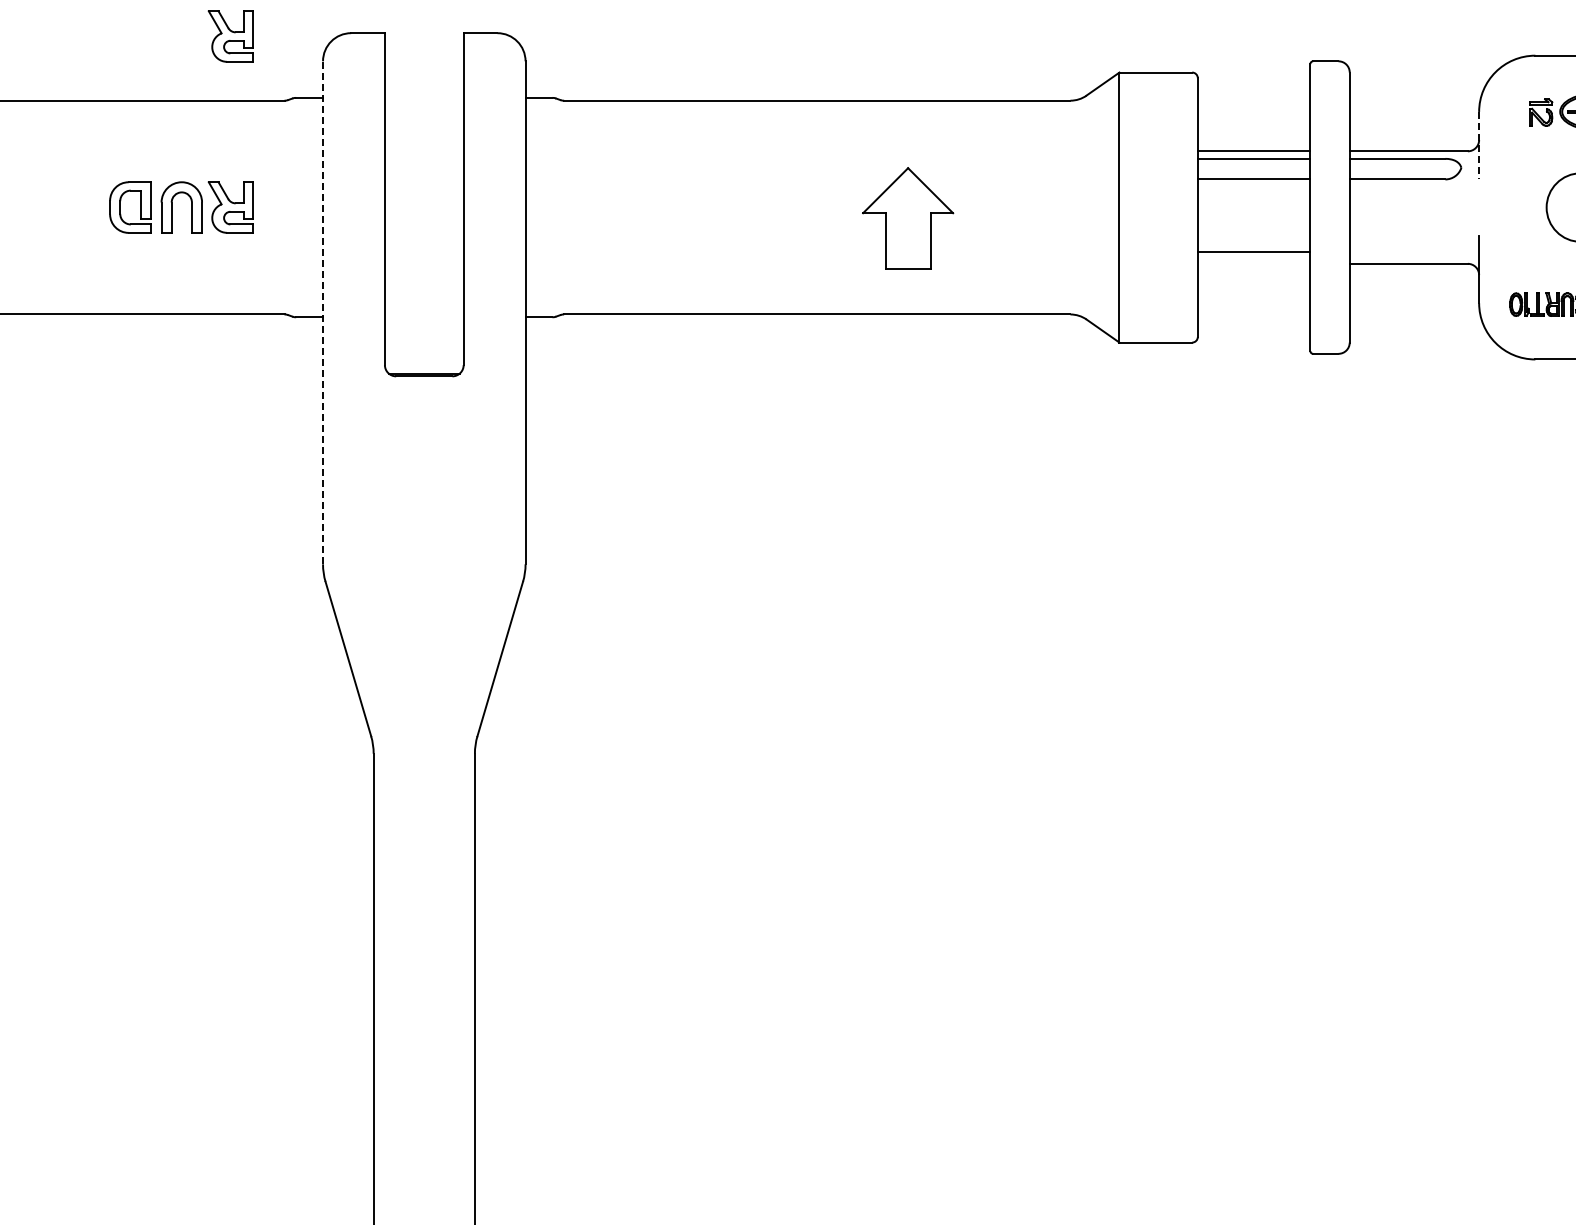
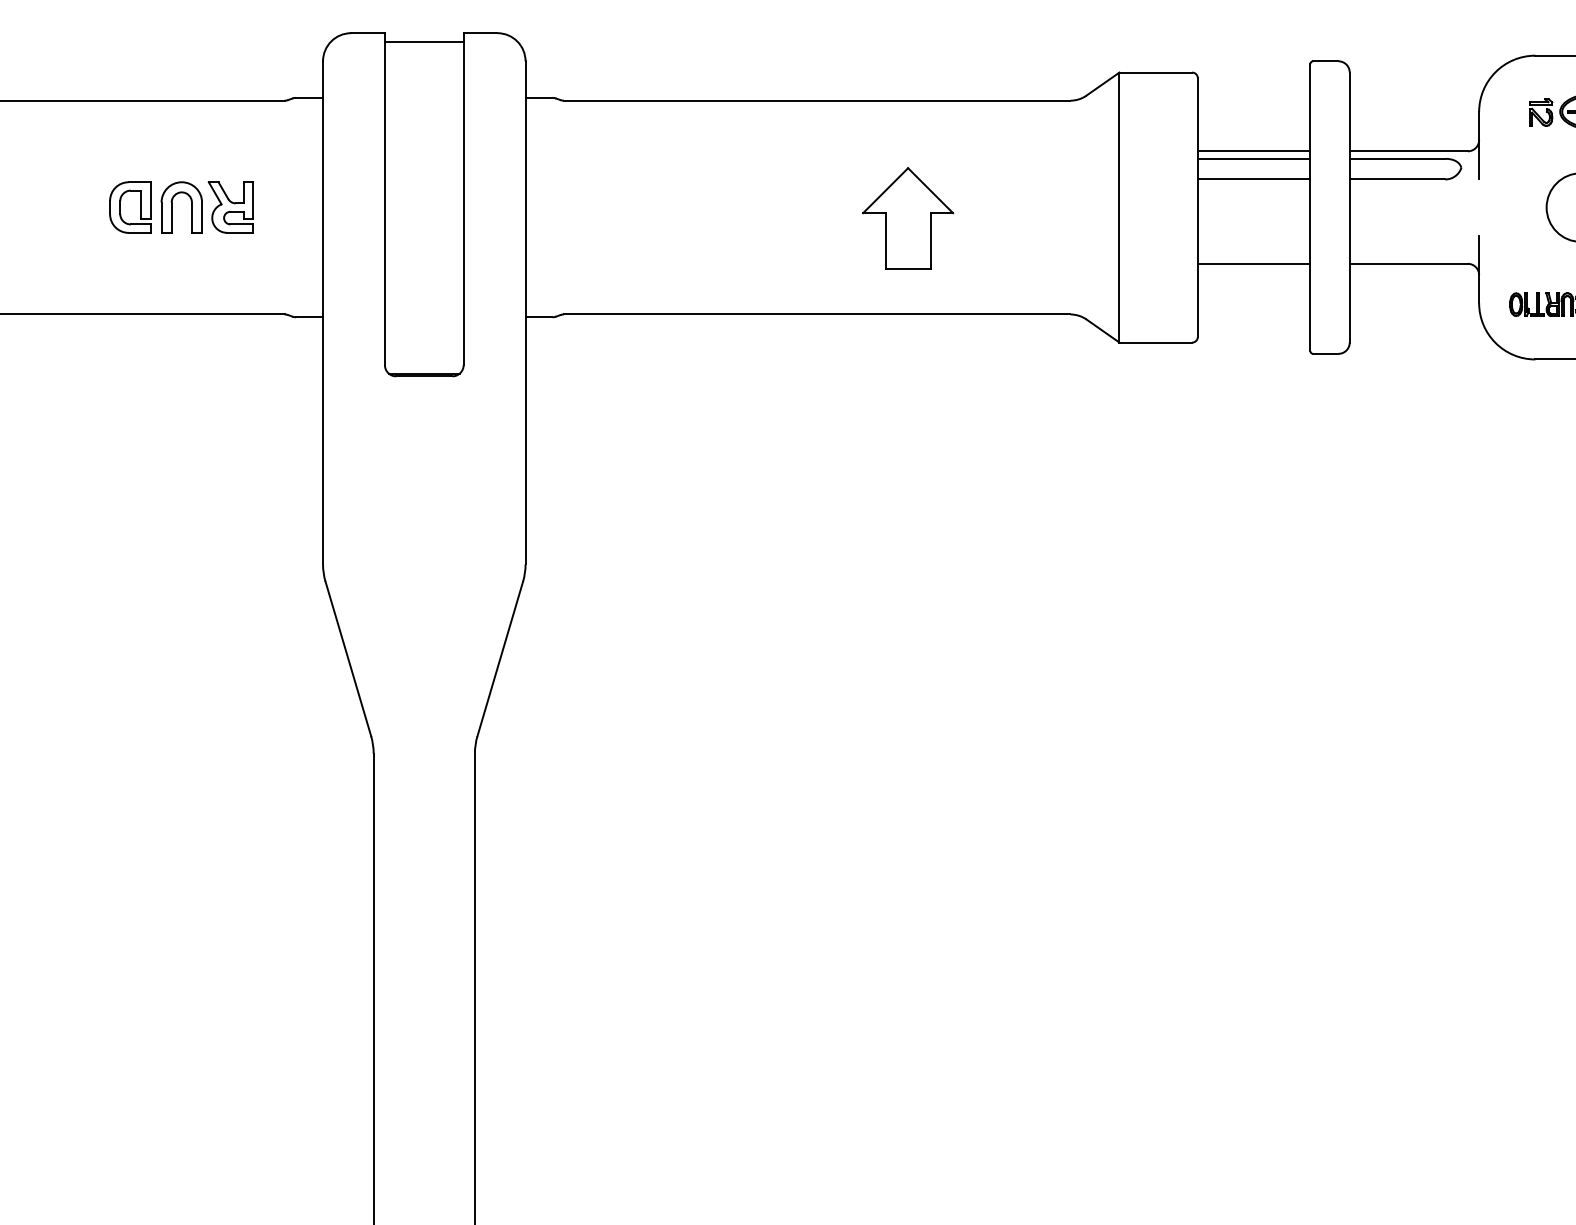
part: present -> none (230, 36)
line: none -> present (423, 41)
line: dashed -> solid (1479, 145)
line position: (1253, 251) -> (1253, 263) (1253, 263)
line: dashed -> solid (323, 312)
